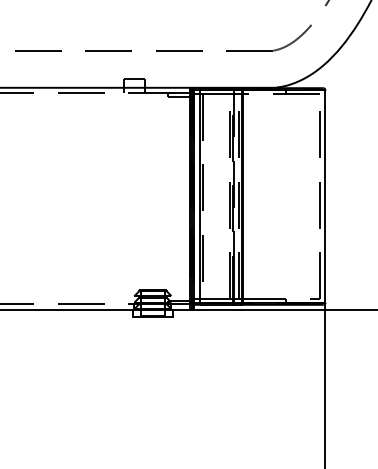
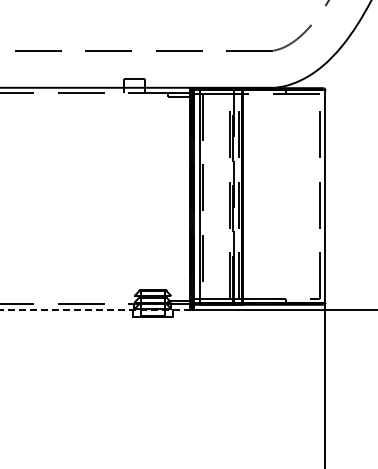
line: solid -> dashed (95, 310)
